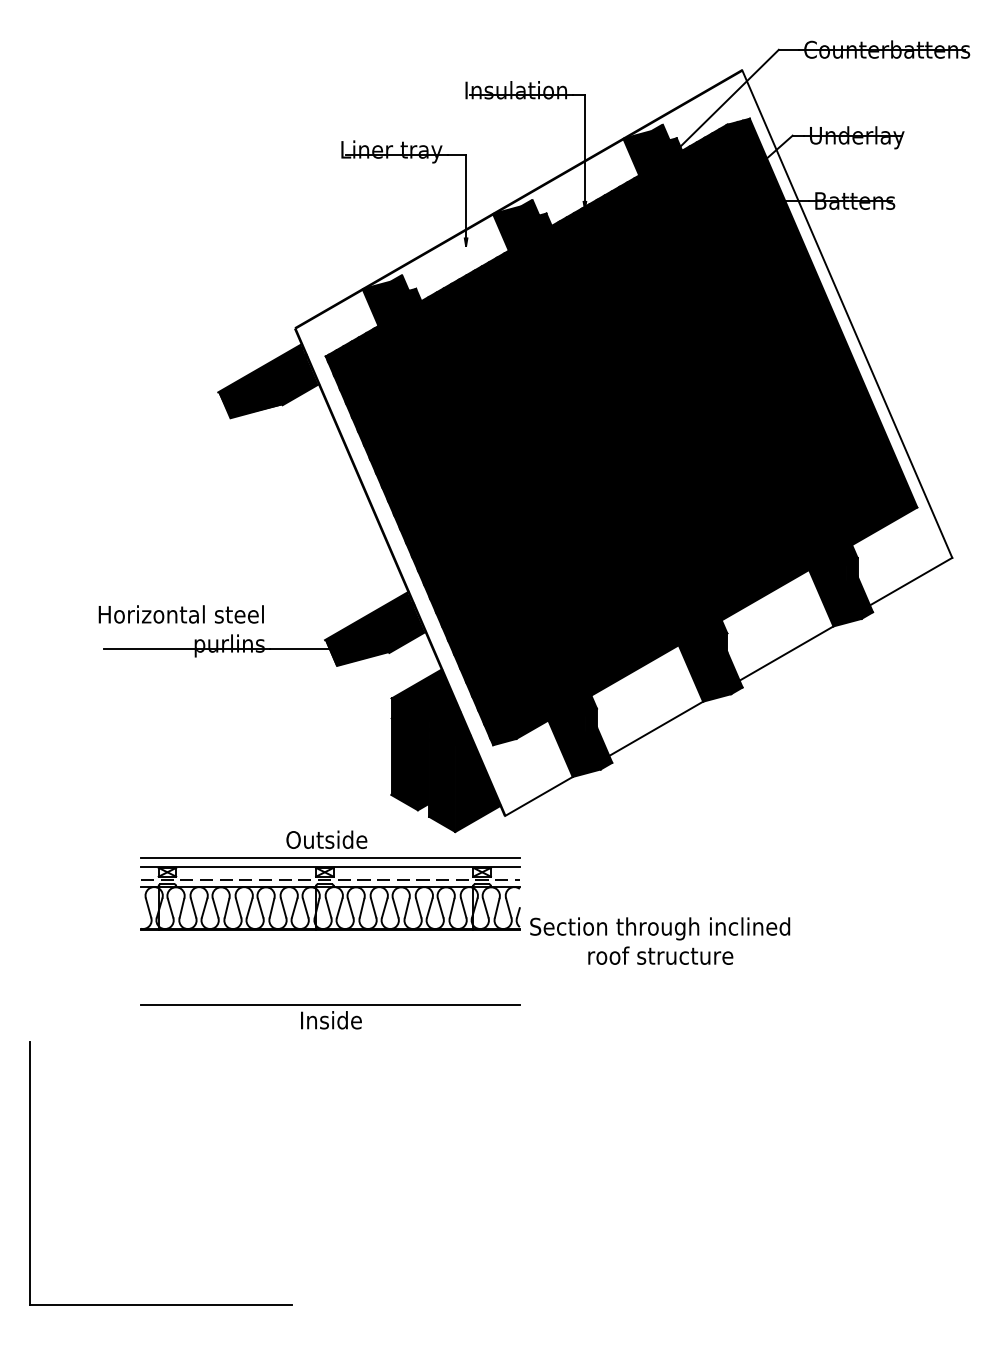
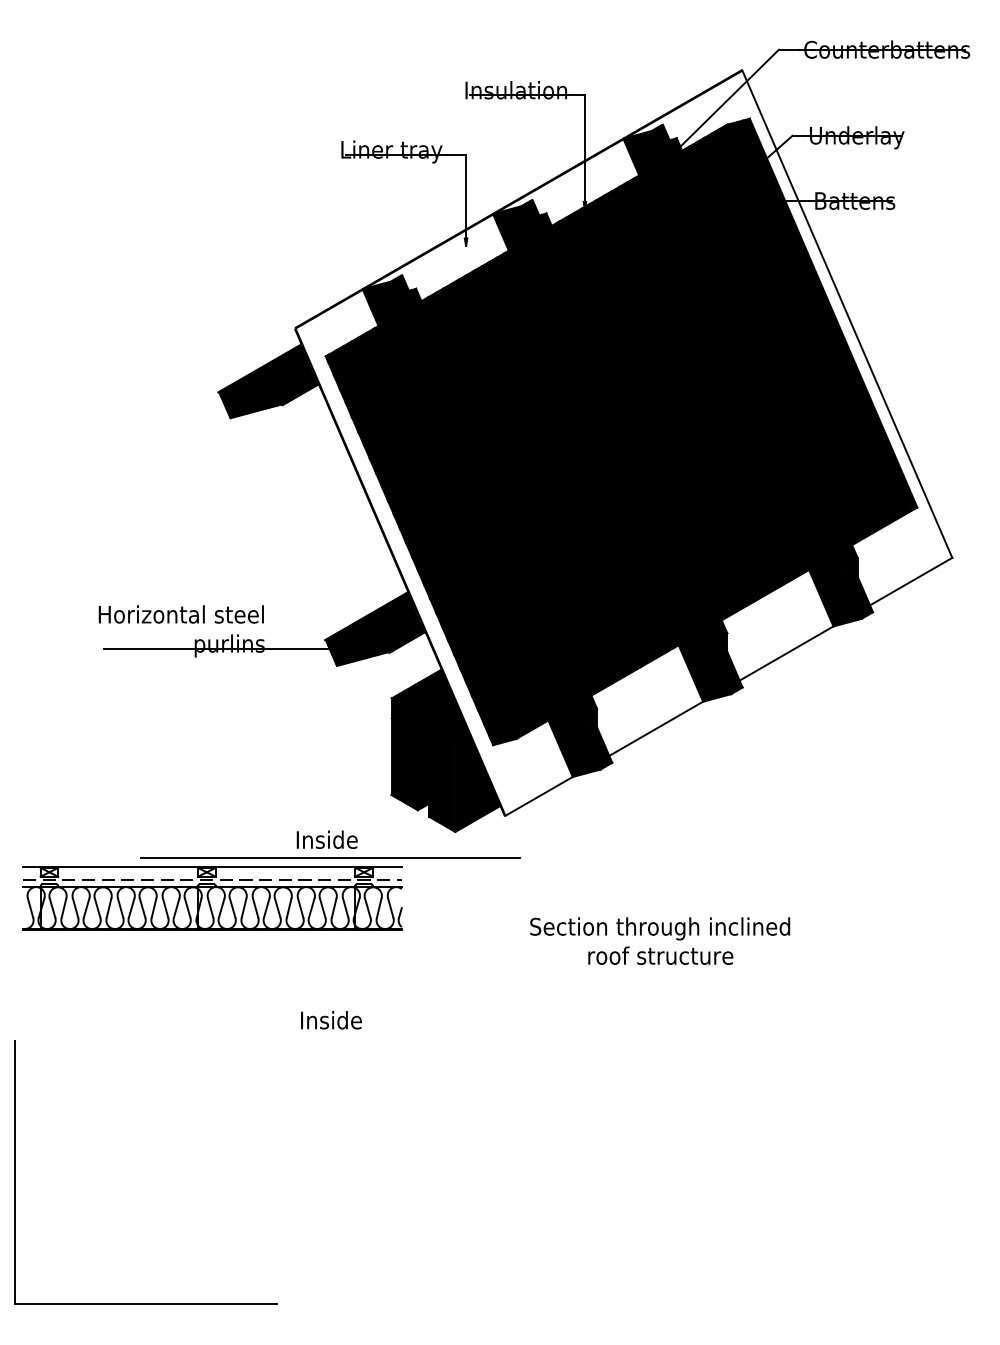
text: Outside -> Inside (326, 839)
part position: (330, 898) -> (212, 898) (212, 898)
line: present -> none (329, 1005)
part position: (30, 1173) -> (15, 1172) (15, 1172)
